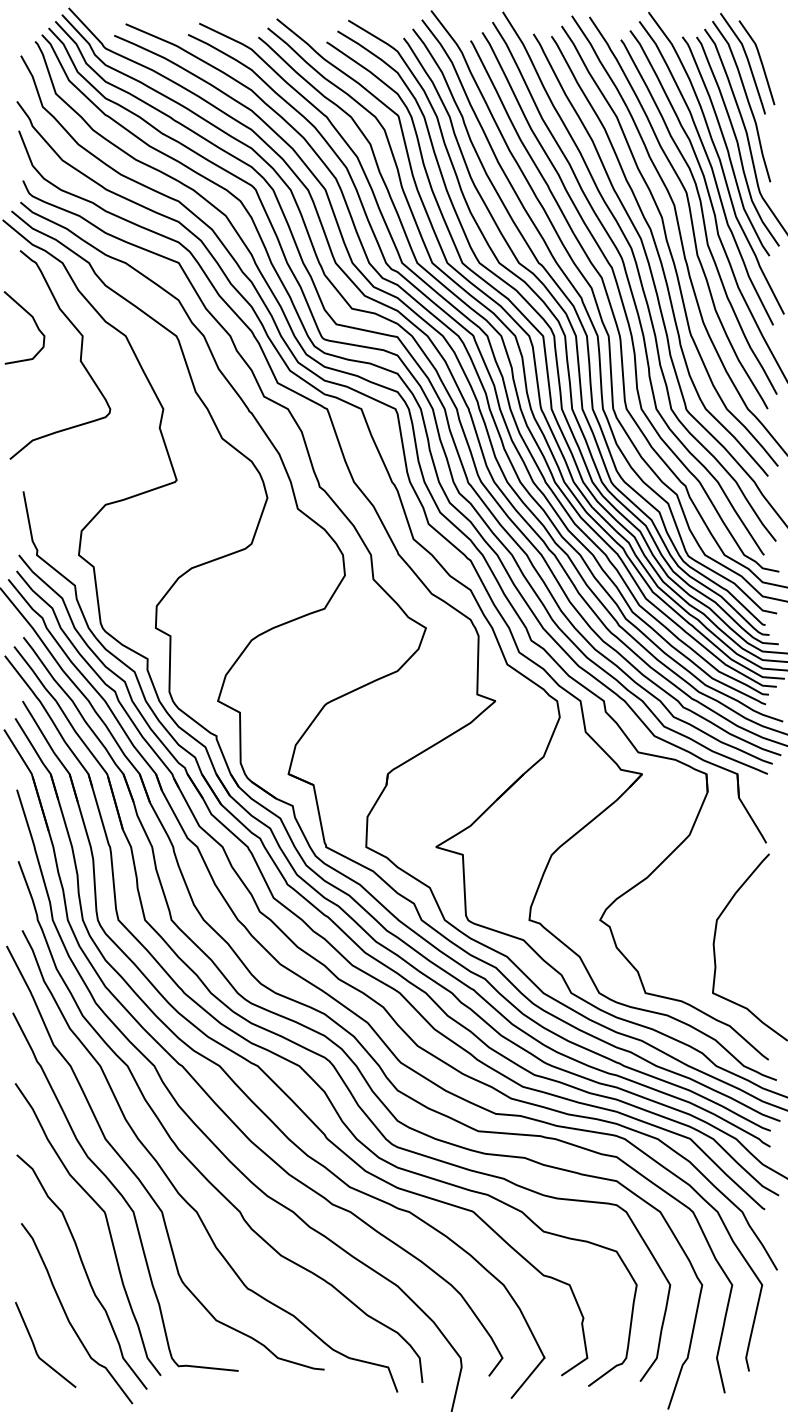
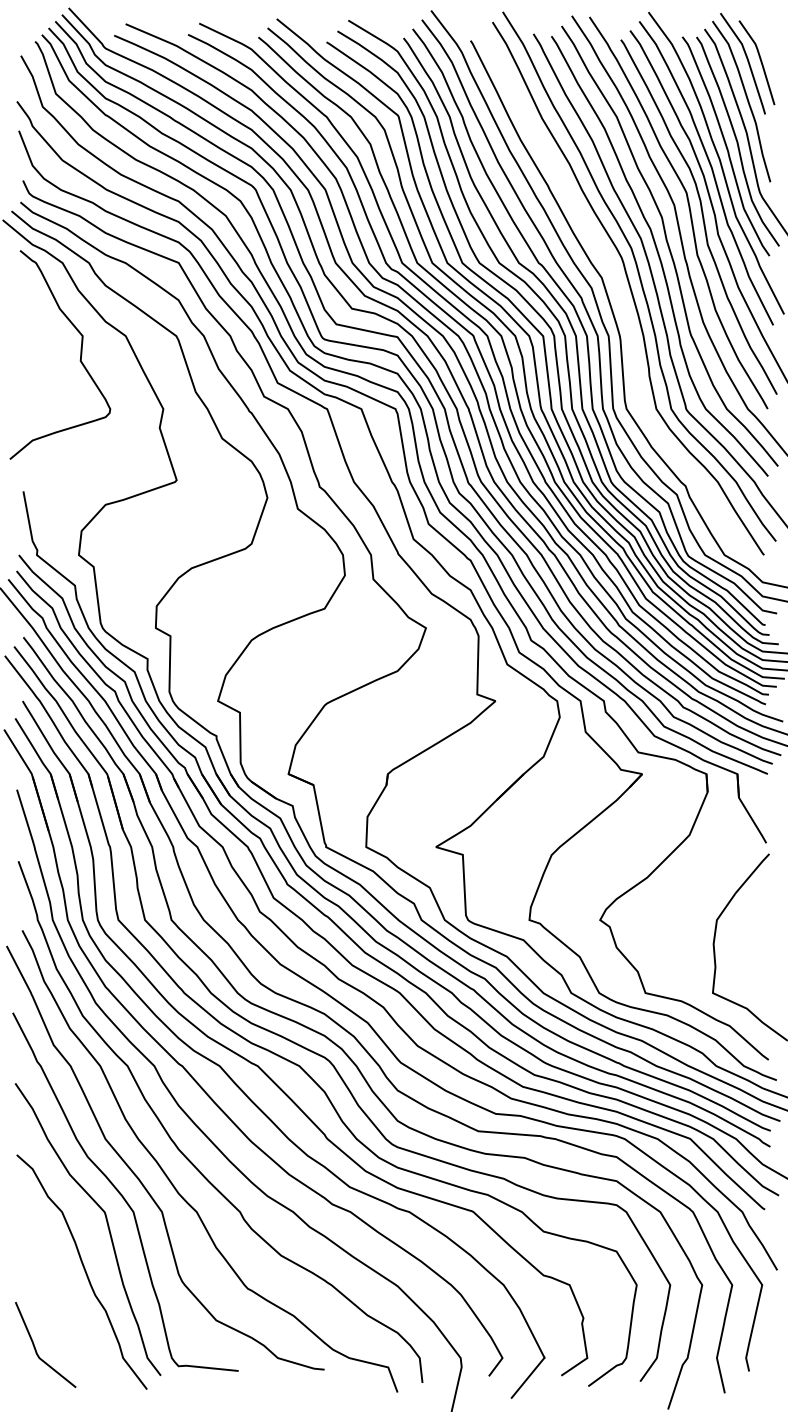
curve: present -> none (624, 305)
curve: present -> none (34, 323)
curve: present -> none (68, 1317)
